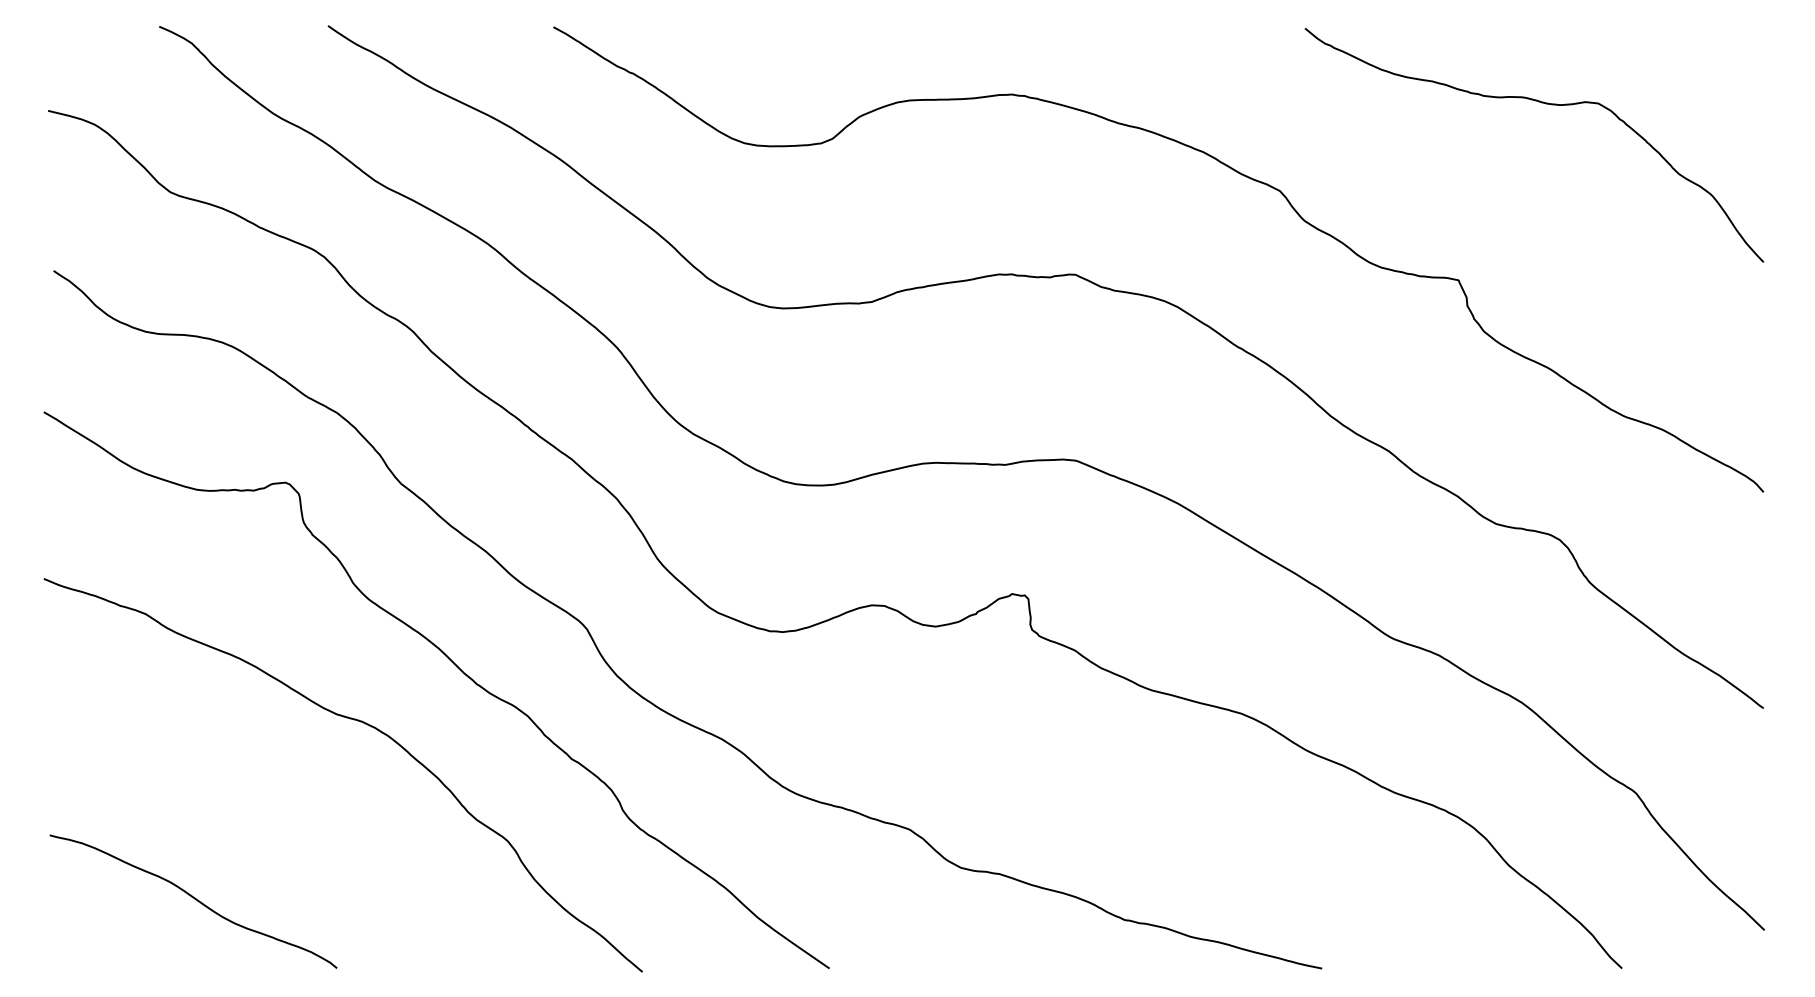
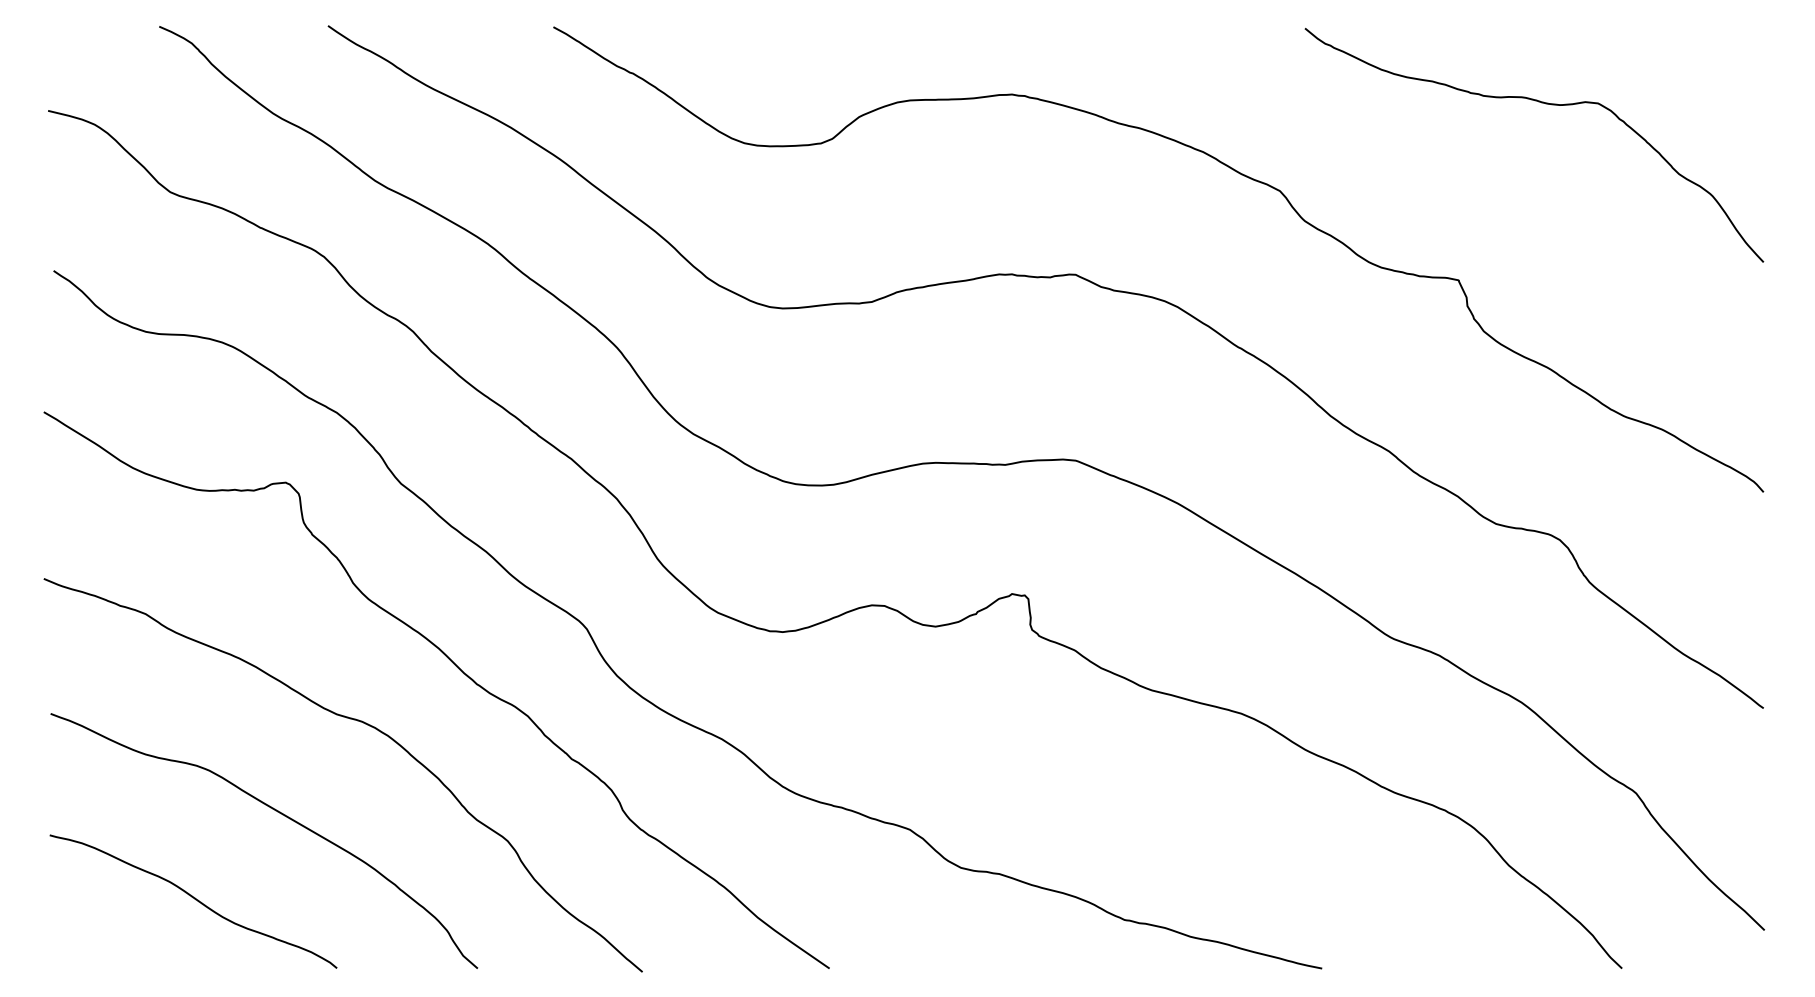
curve: none -> present (282, 815)
